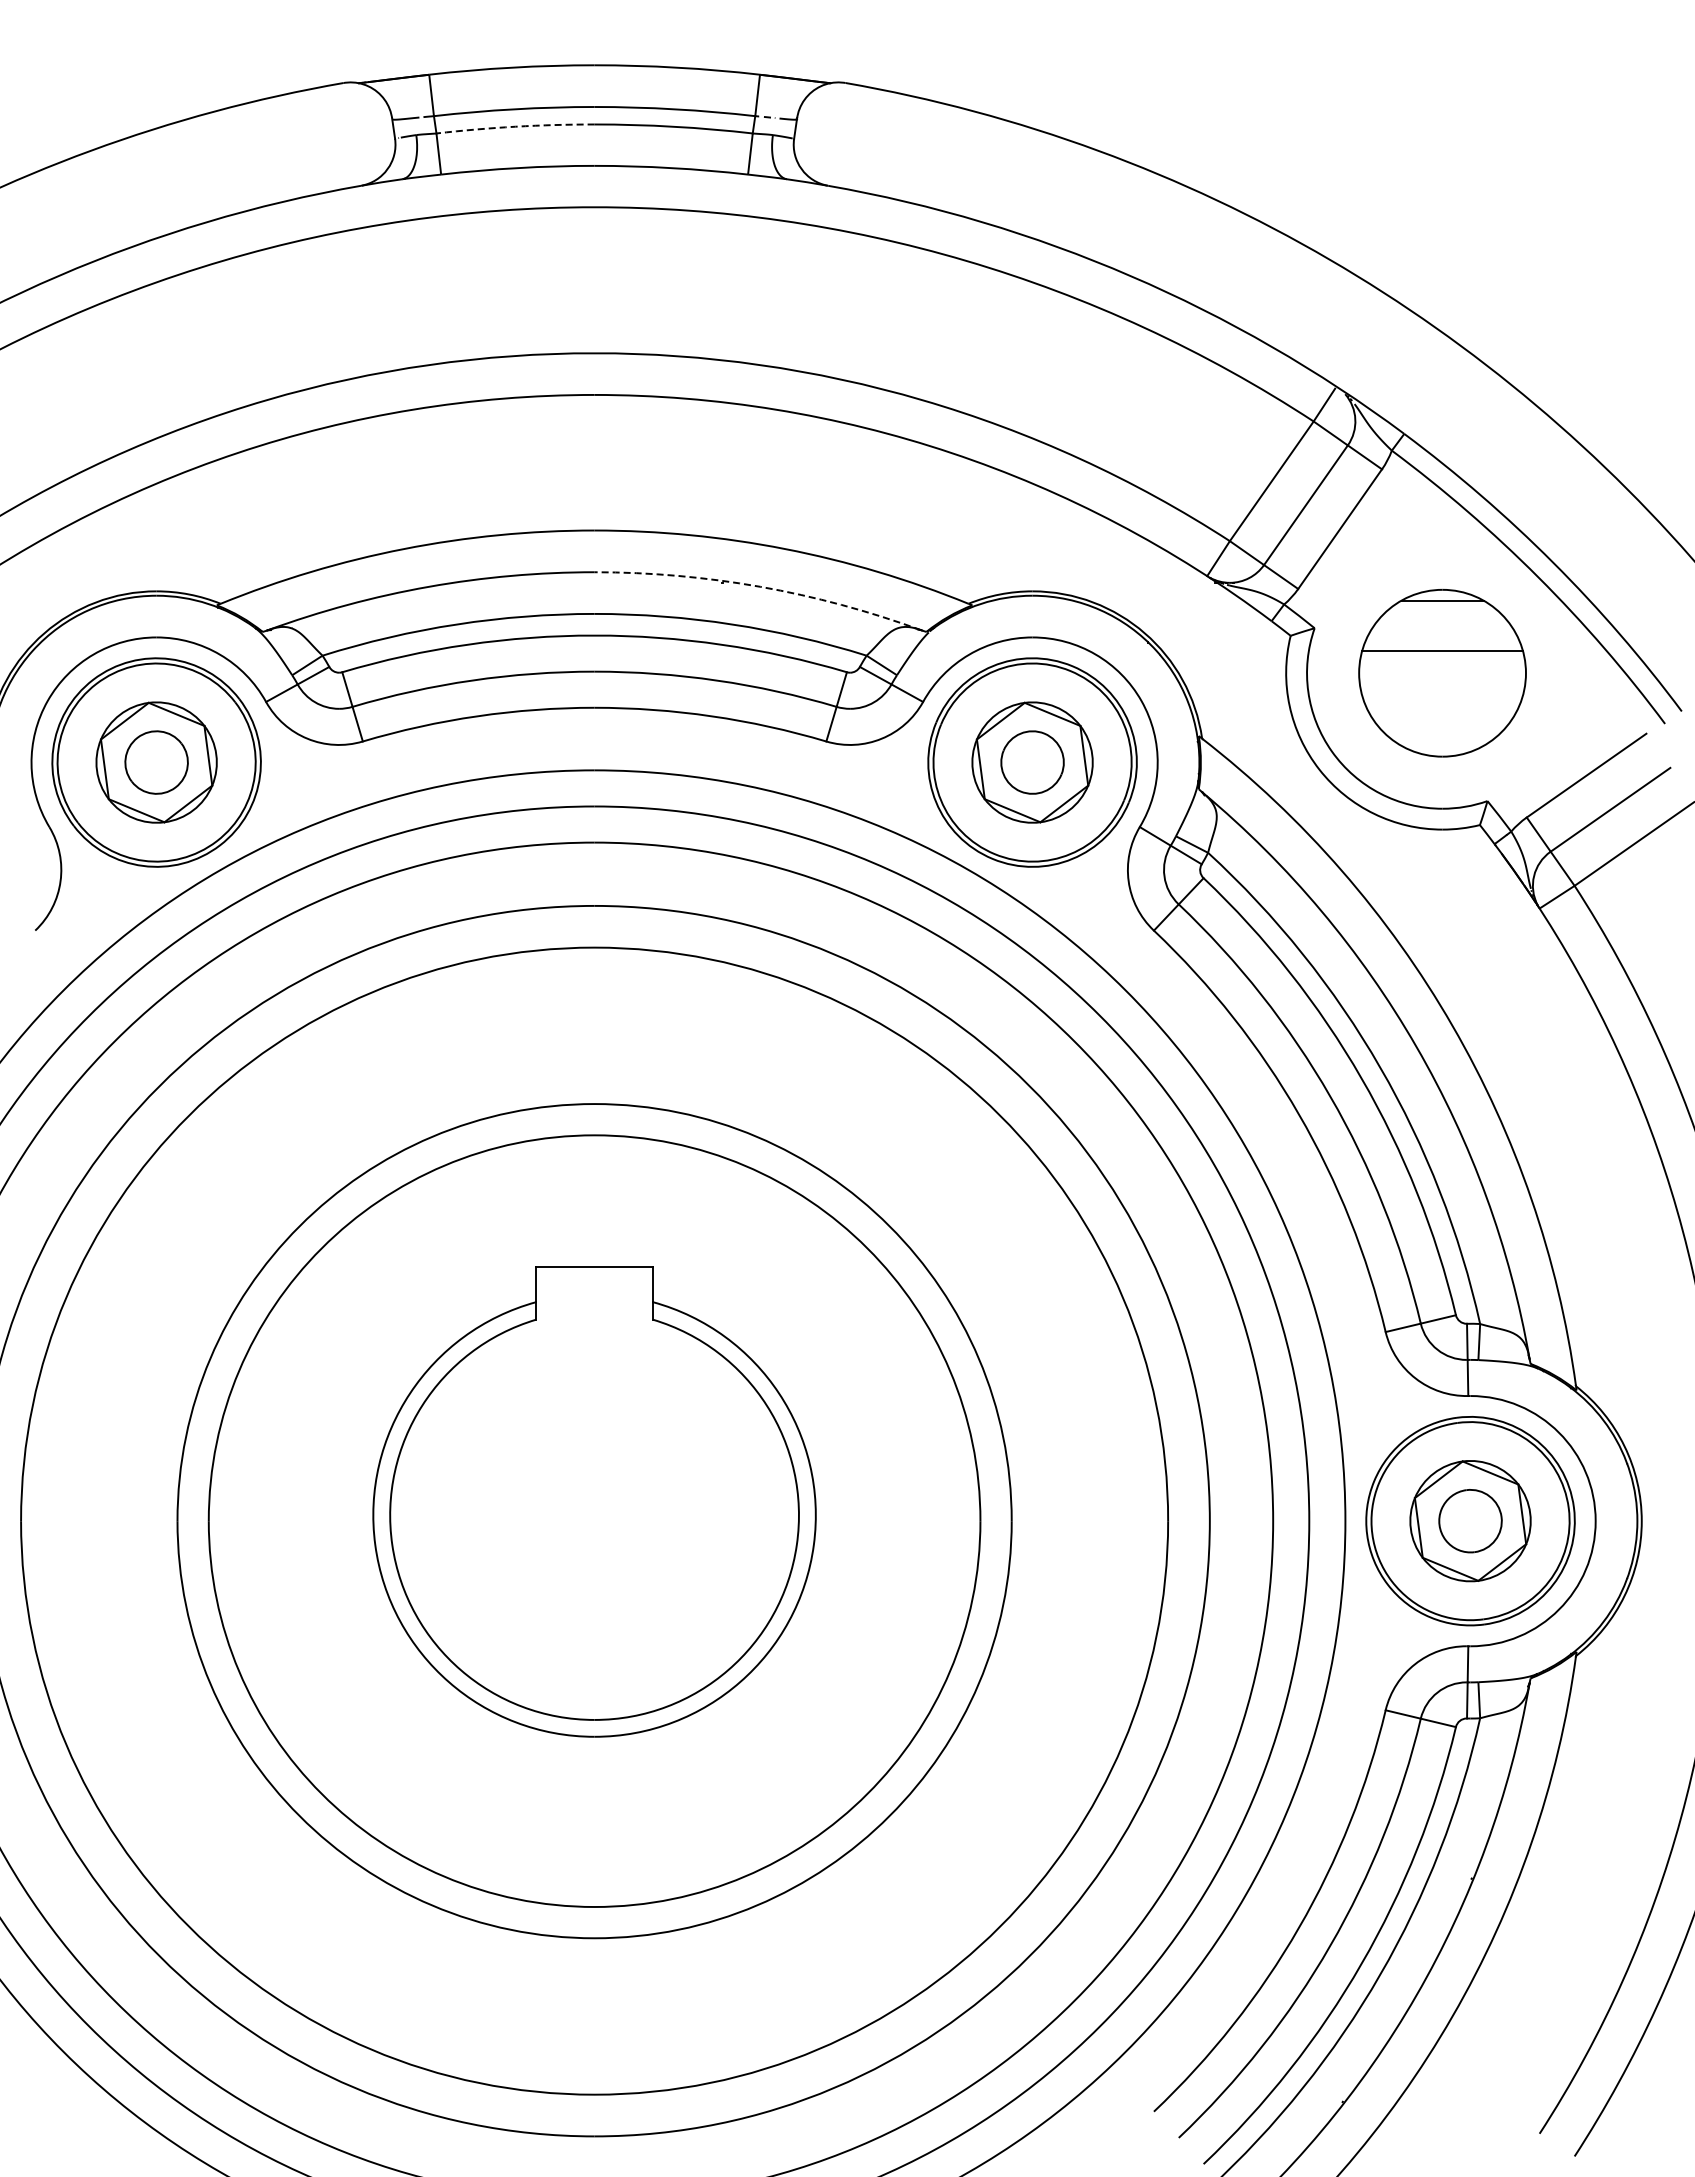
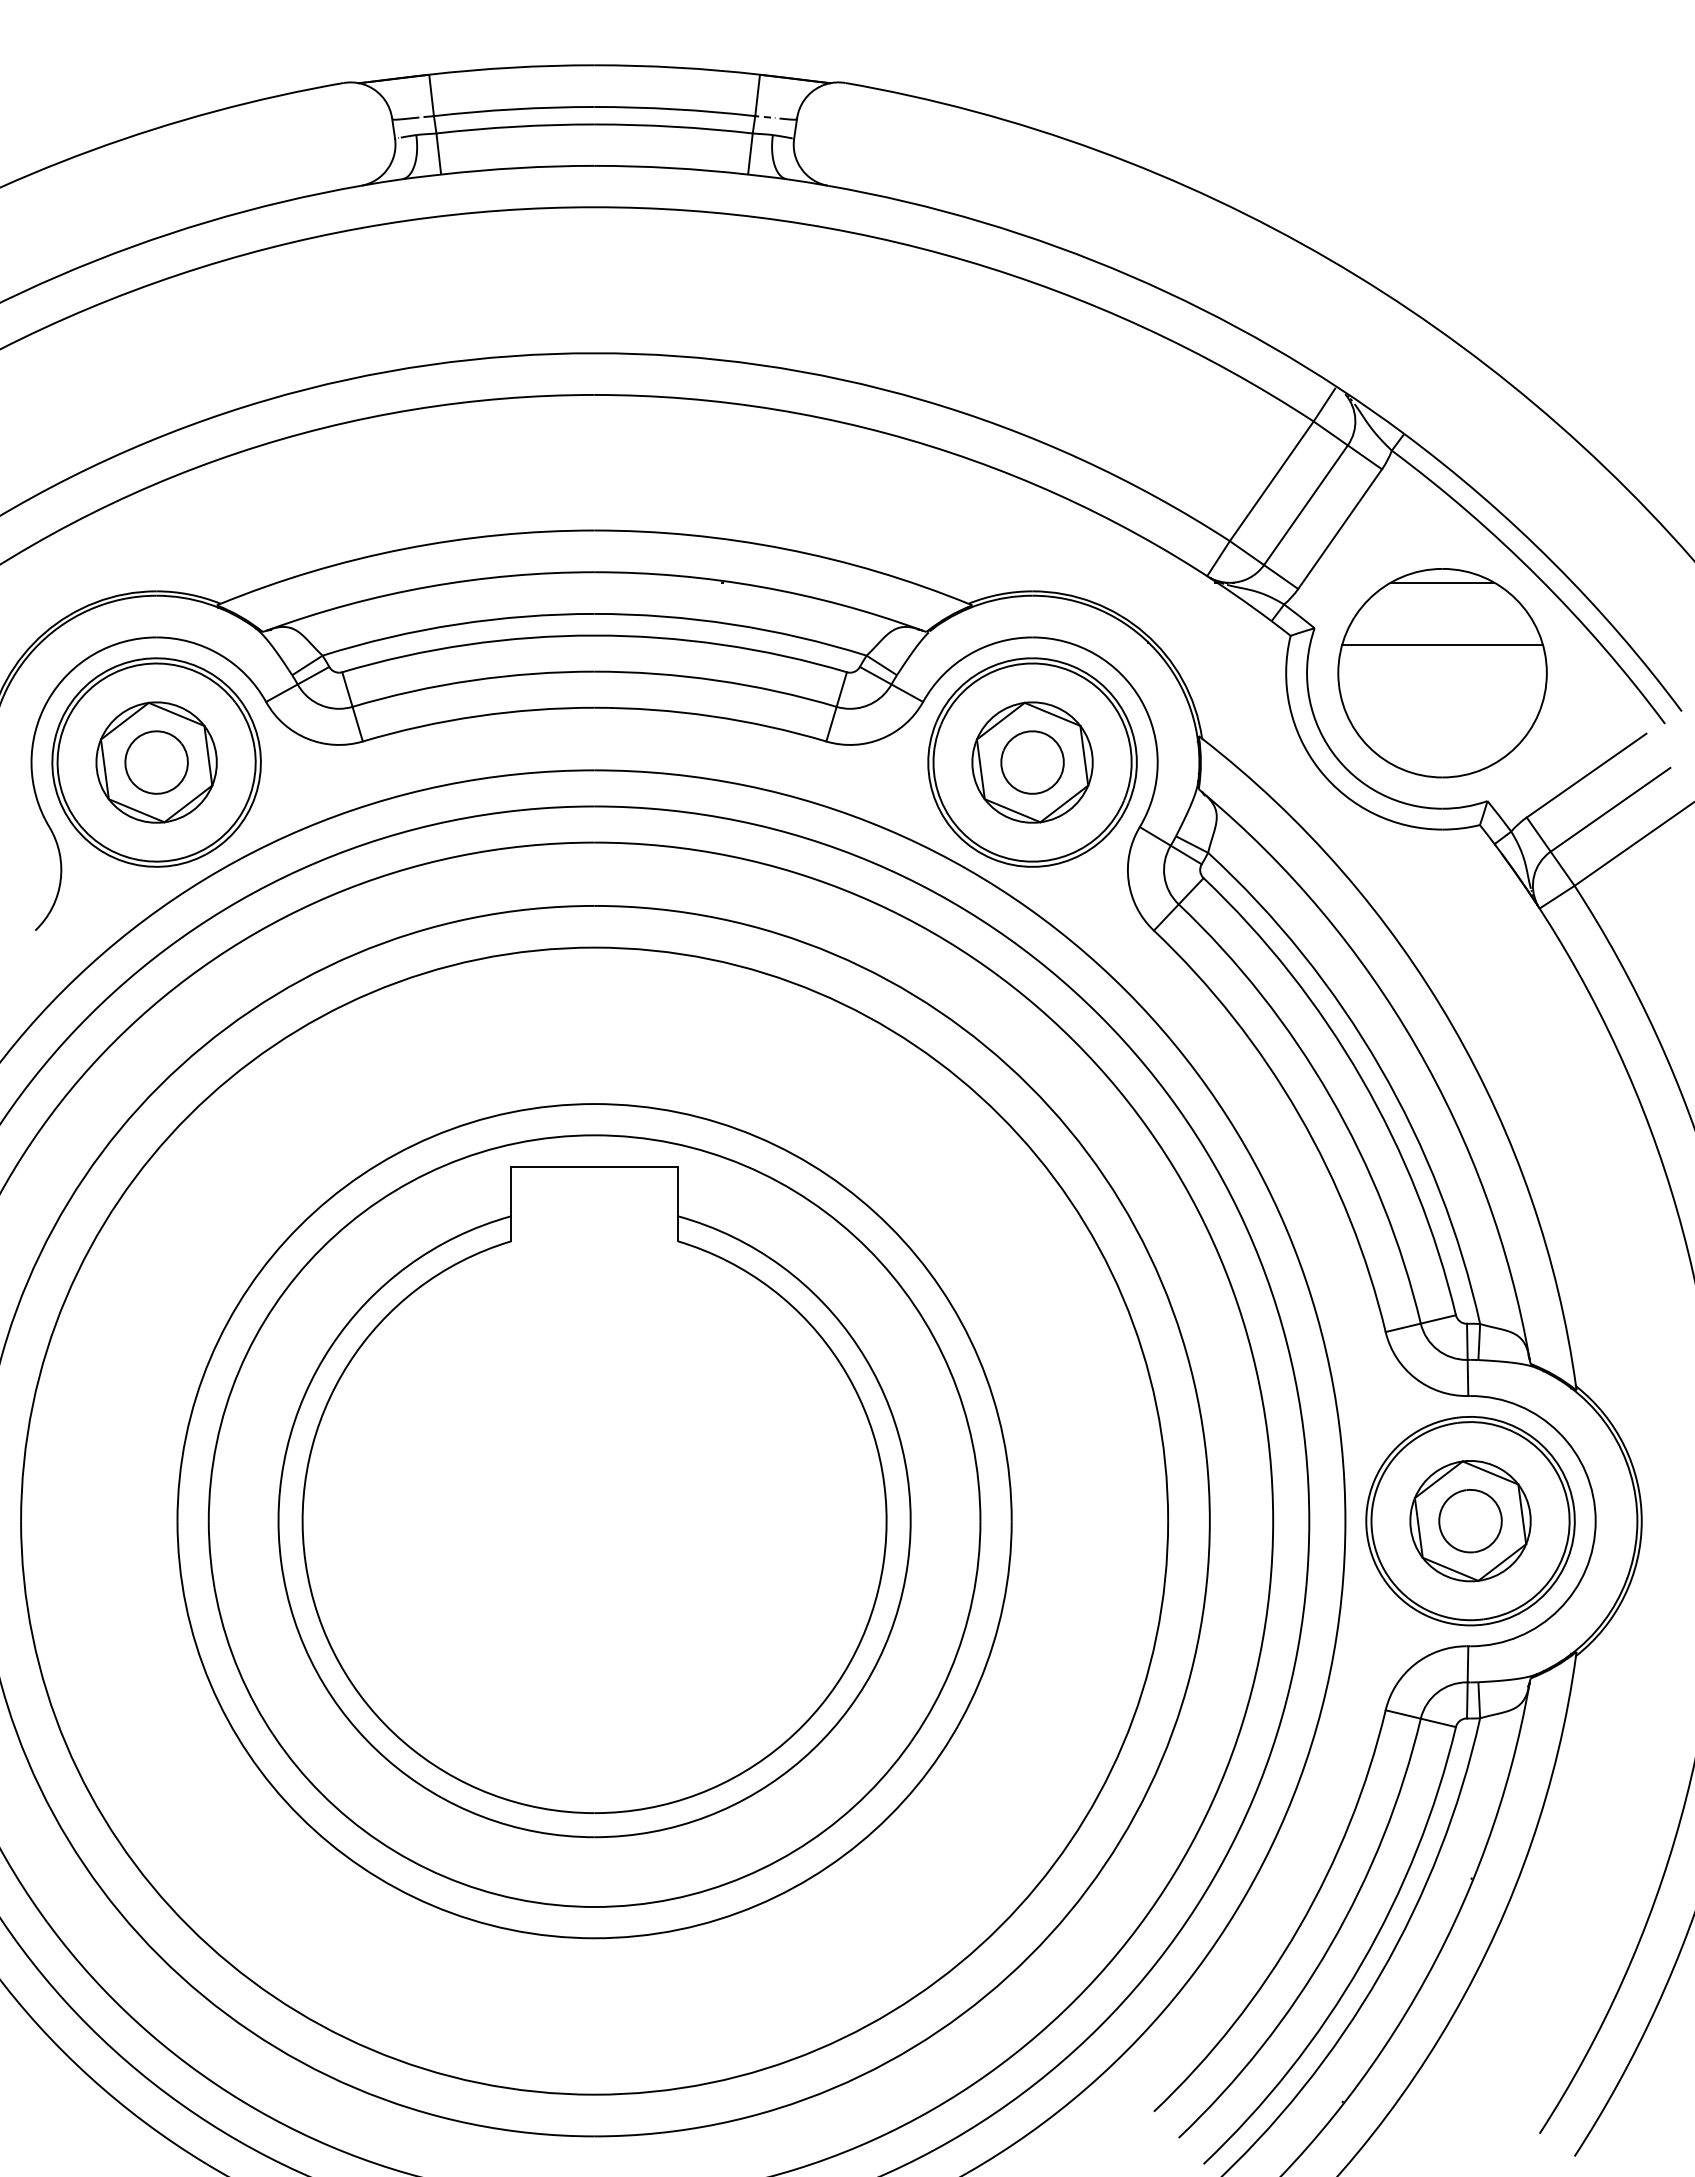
arc: dashed -> solid (515, 126)
arc: dashed -> solid (760, 586)
part size: 169x170 px -> 211x211 px (1442, 673)
part size: 445x472 px -> 635x673 px (594, 1502)
